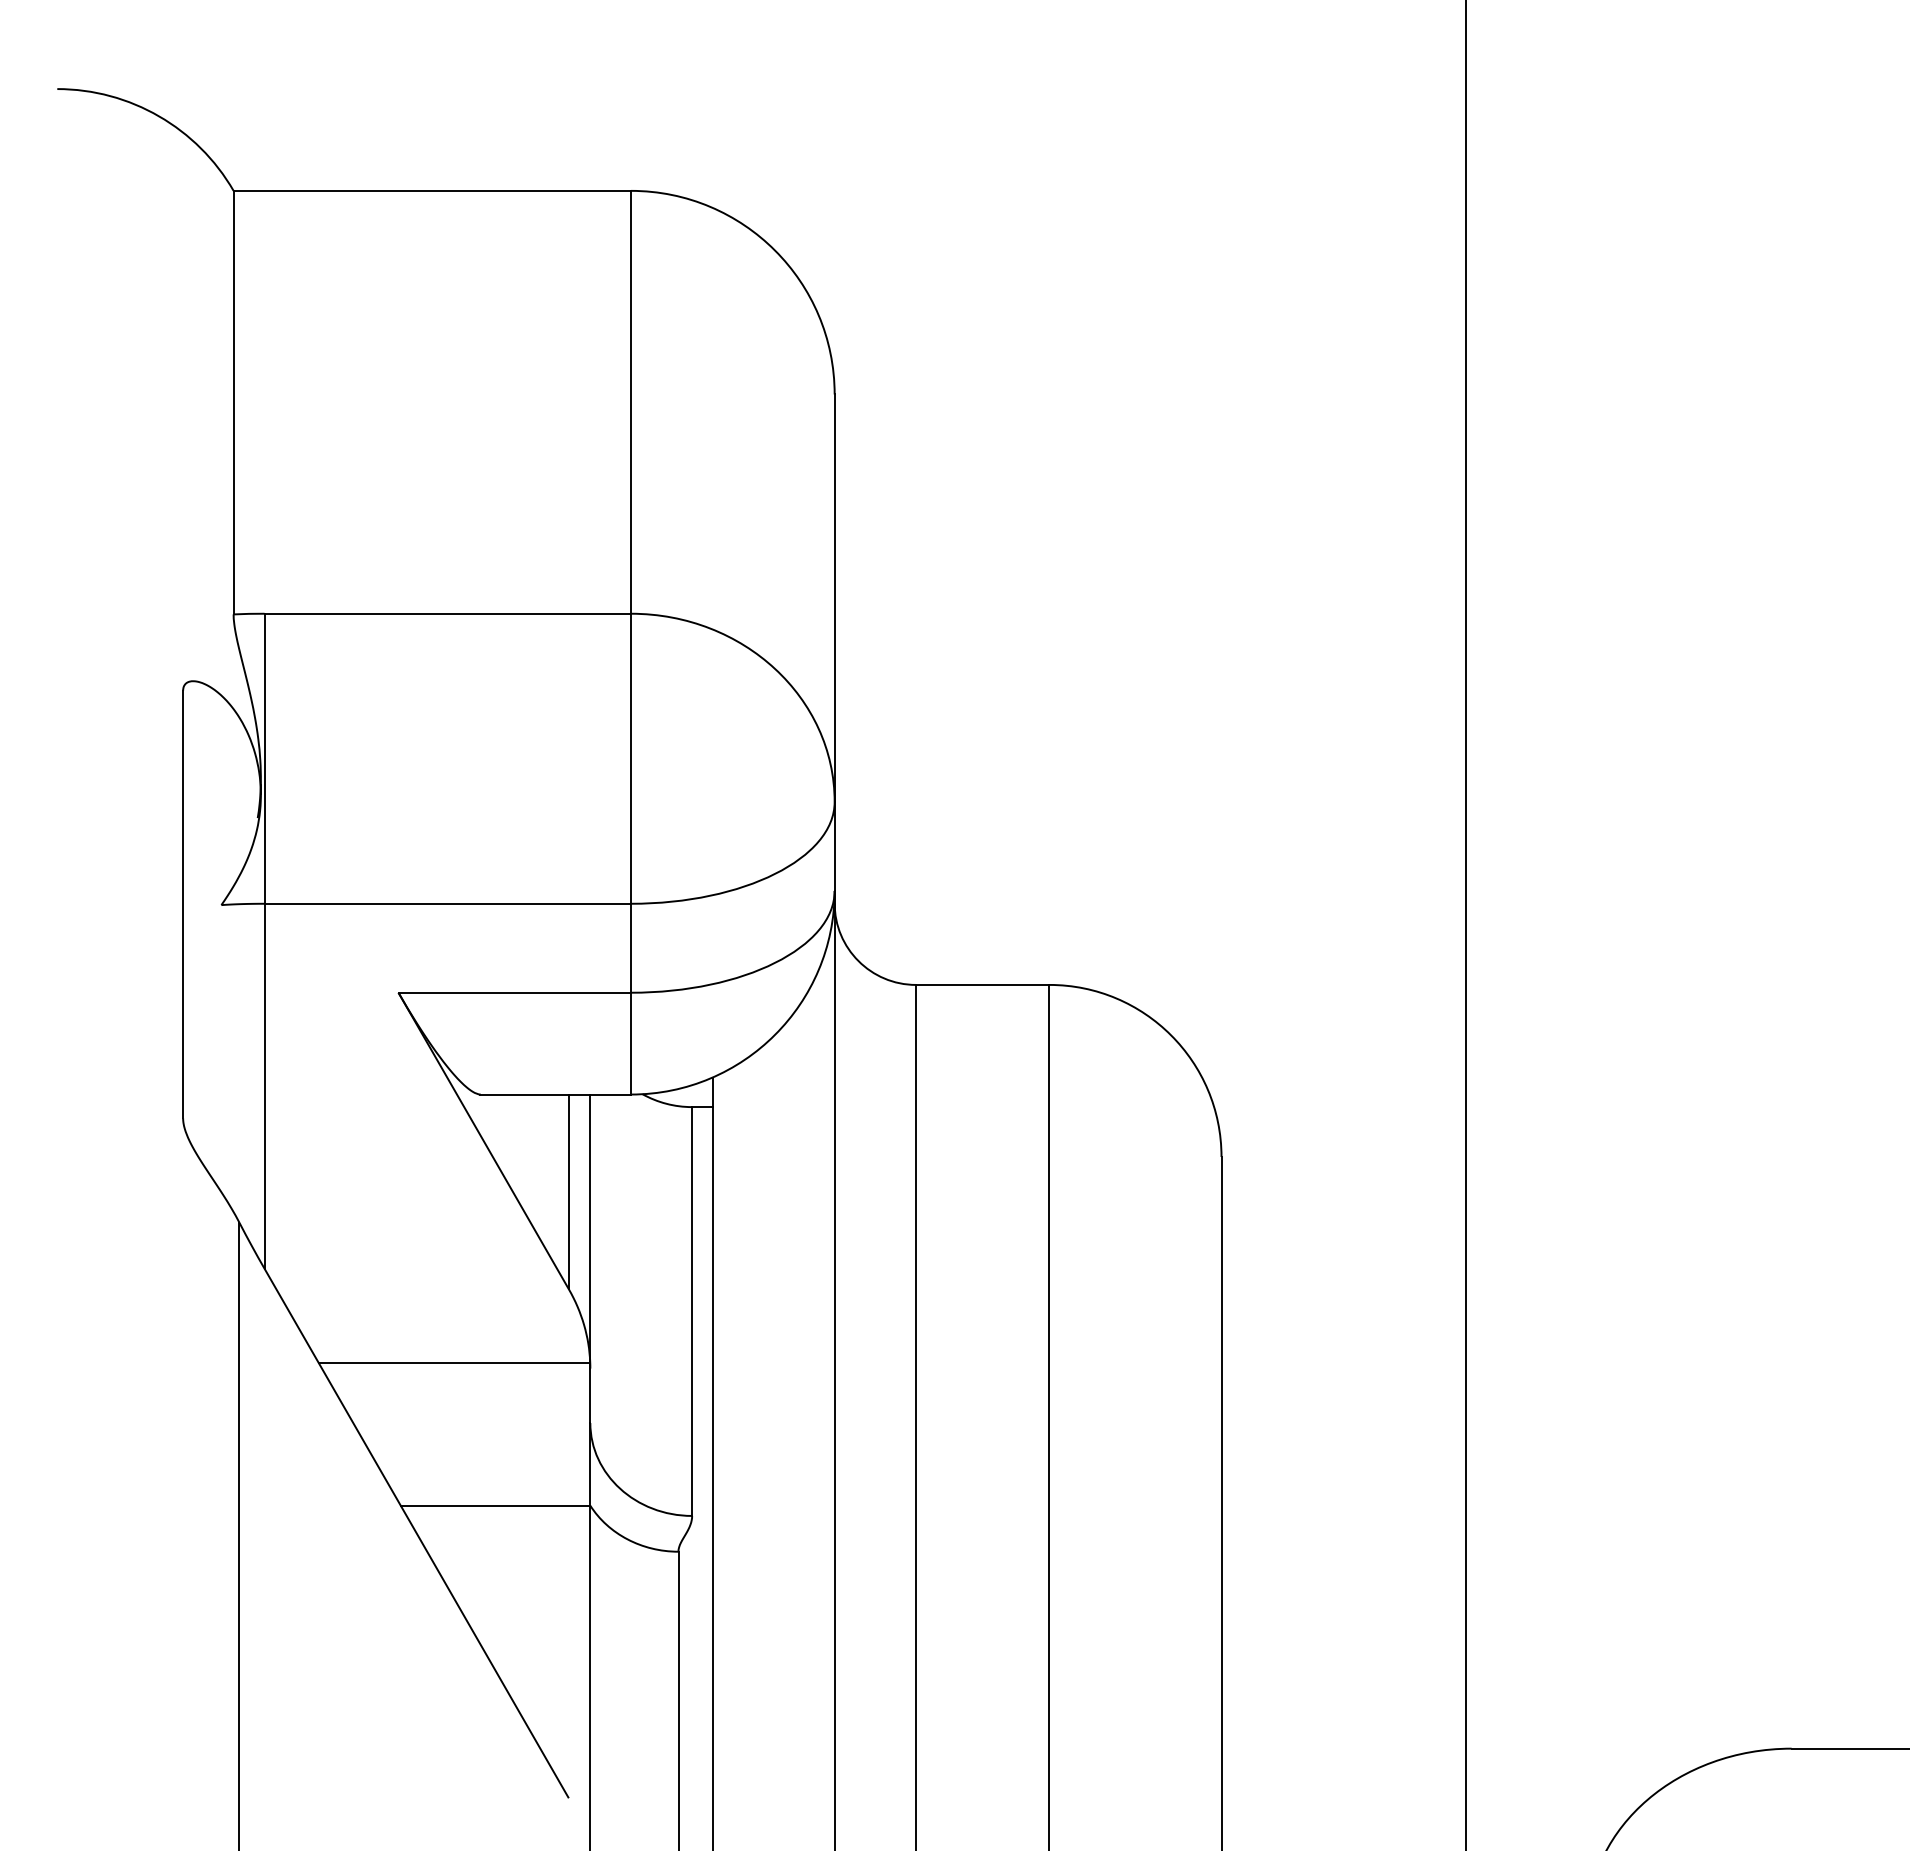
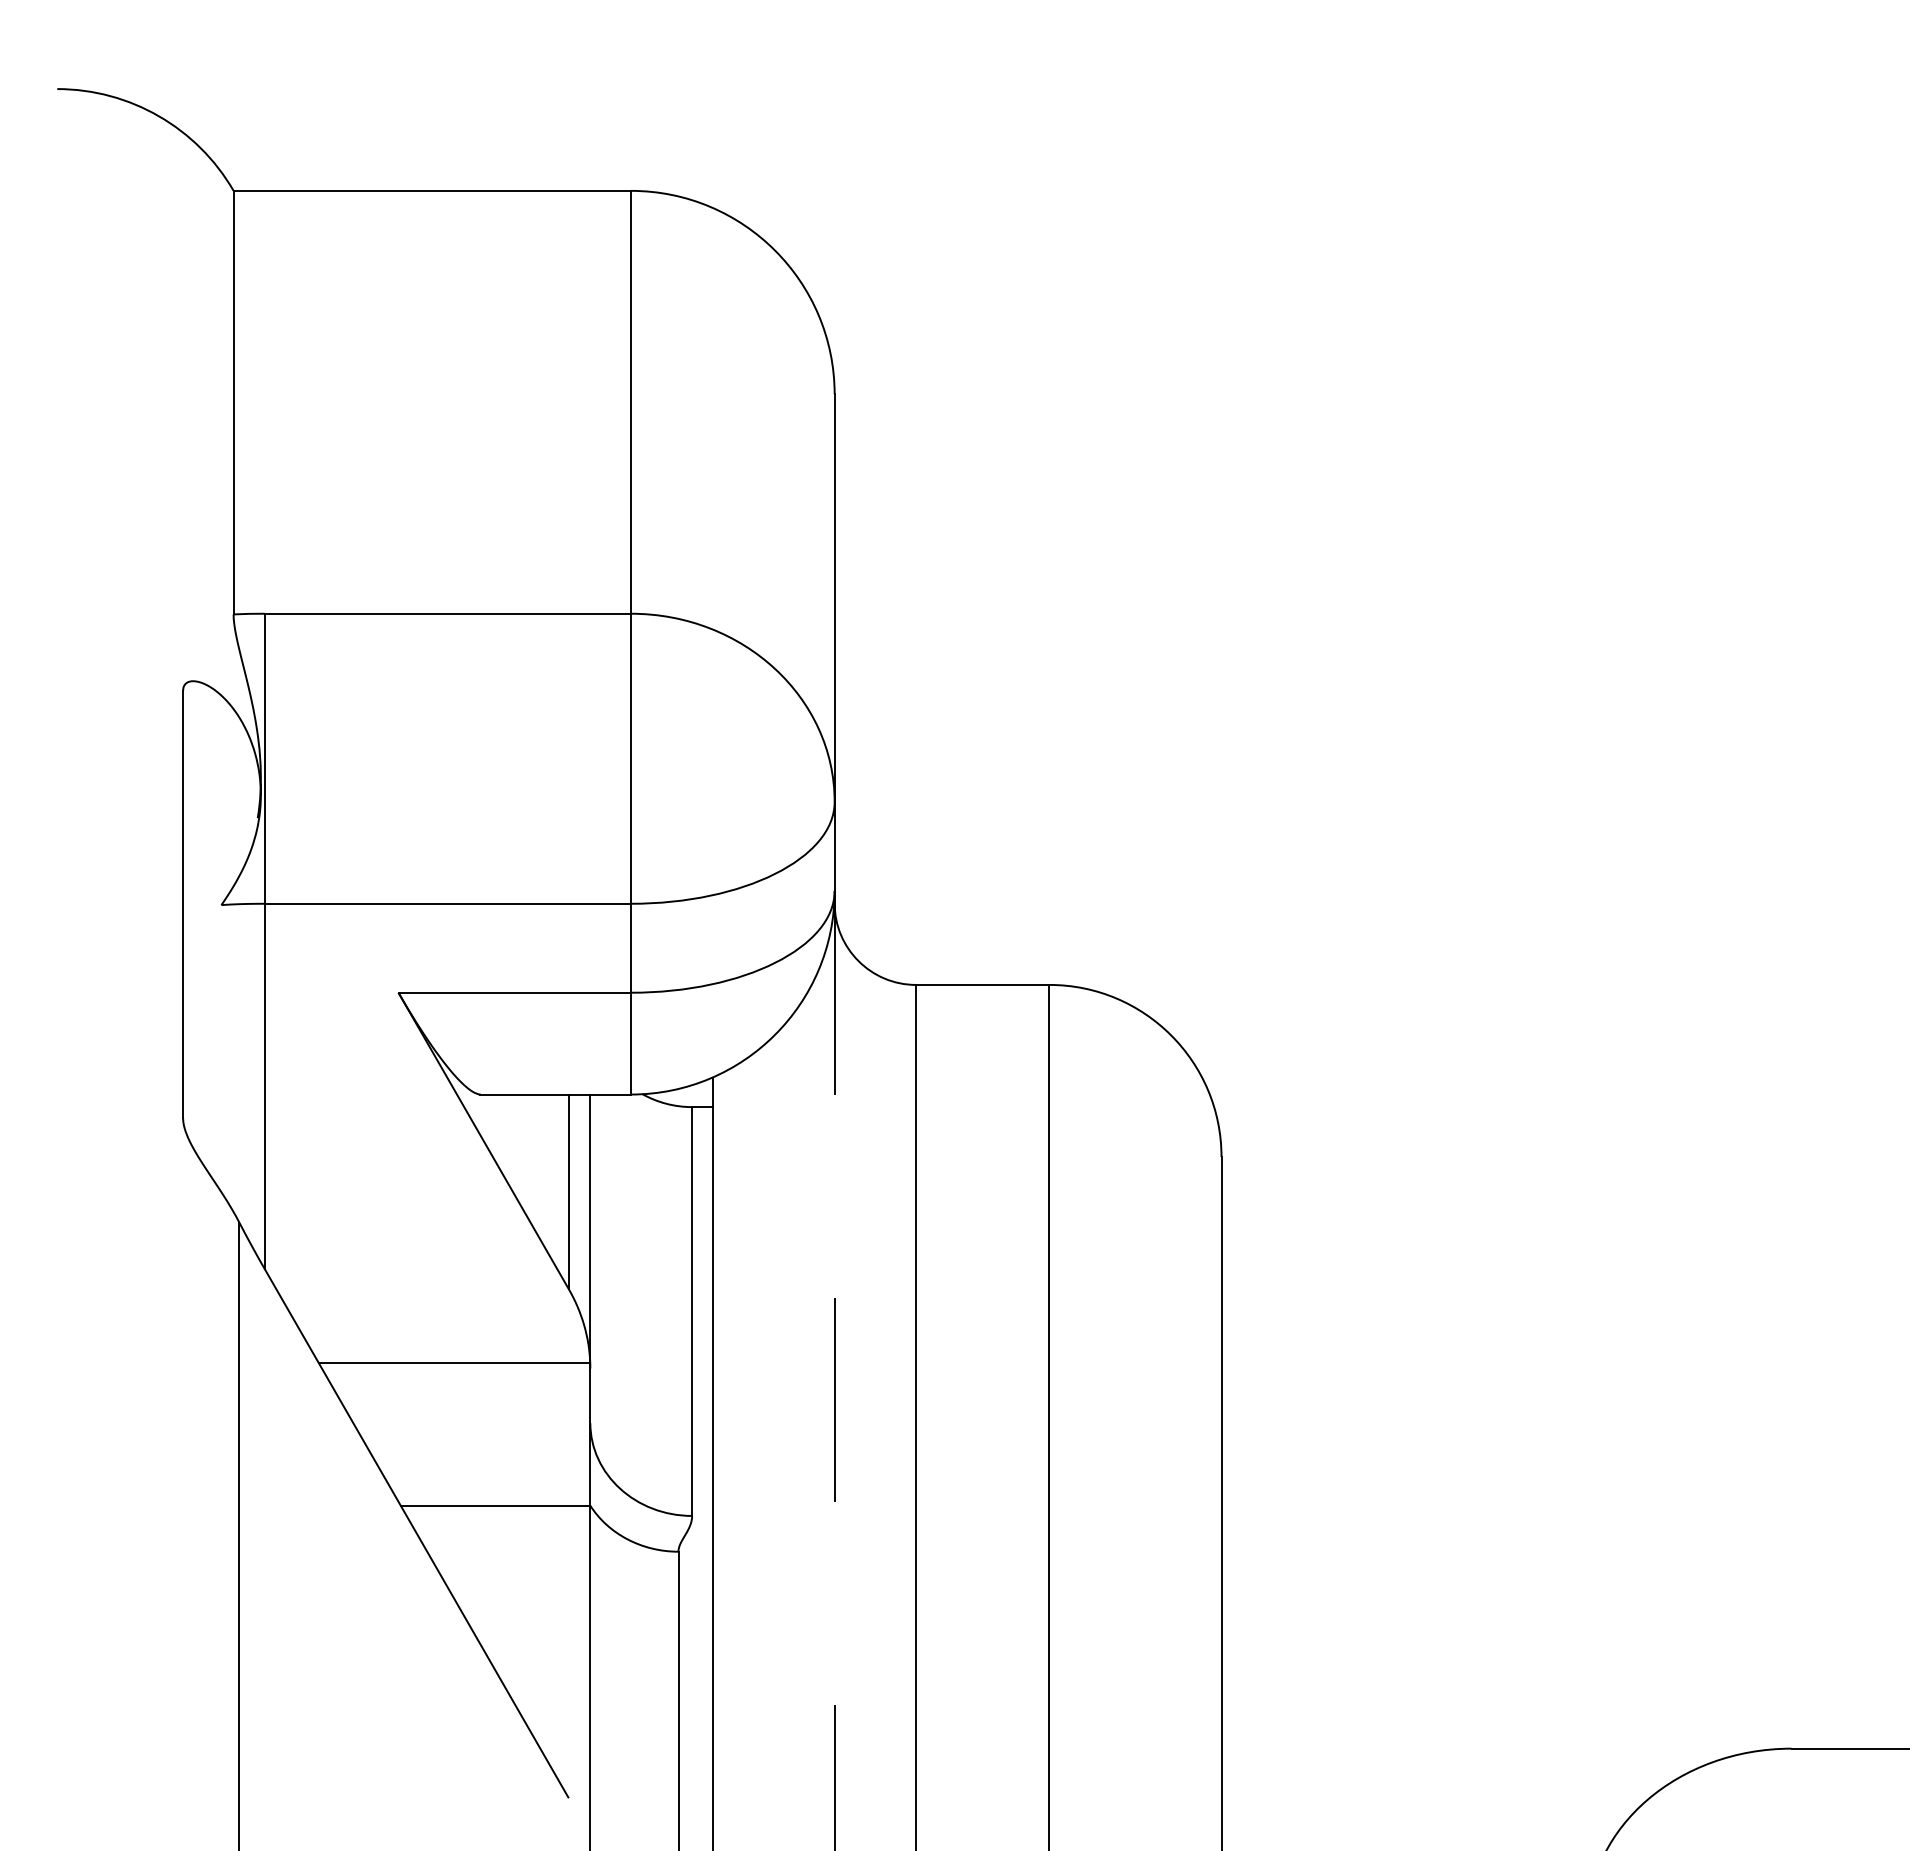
line: present -> none (1465, 924)
line: solid -> dashed (834, 1370)
